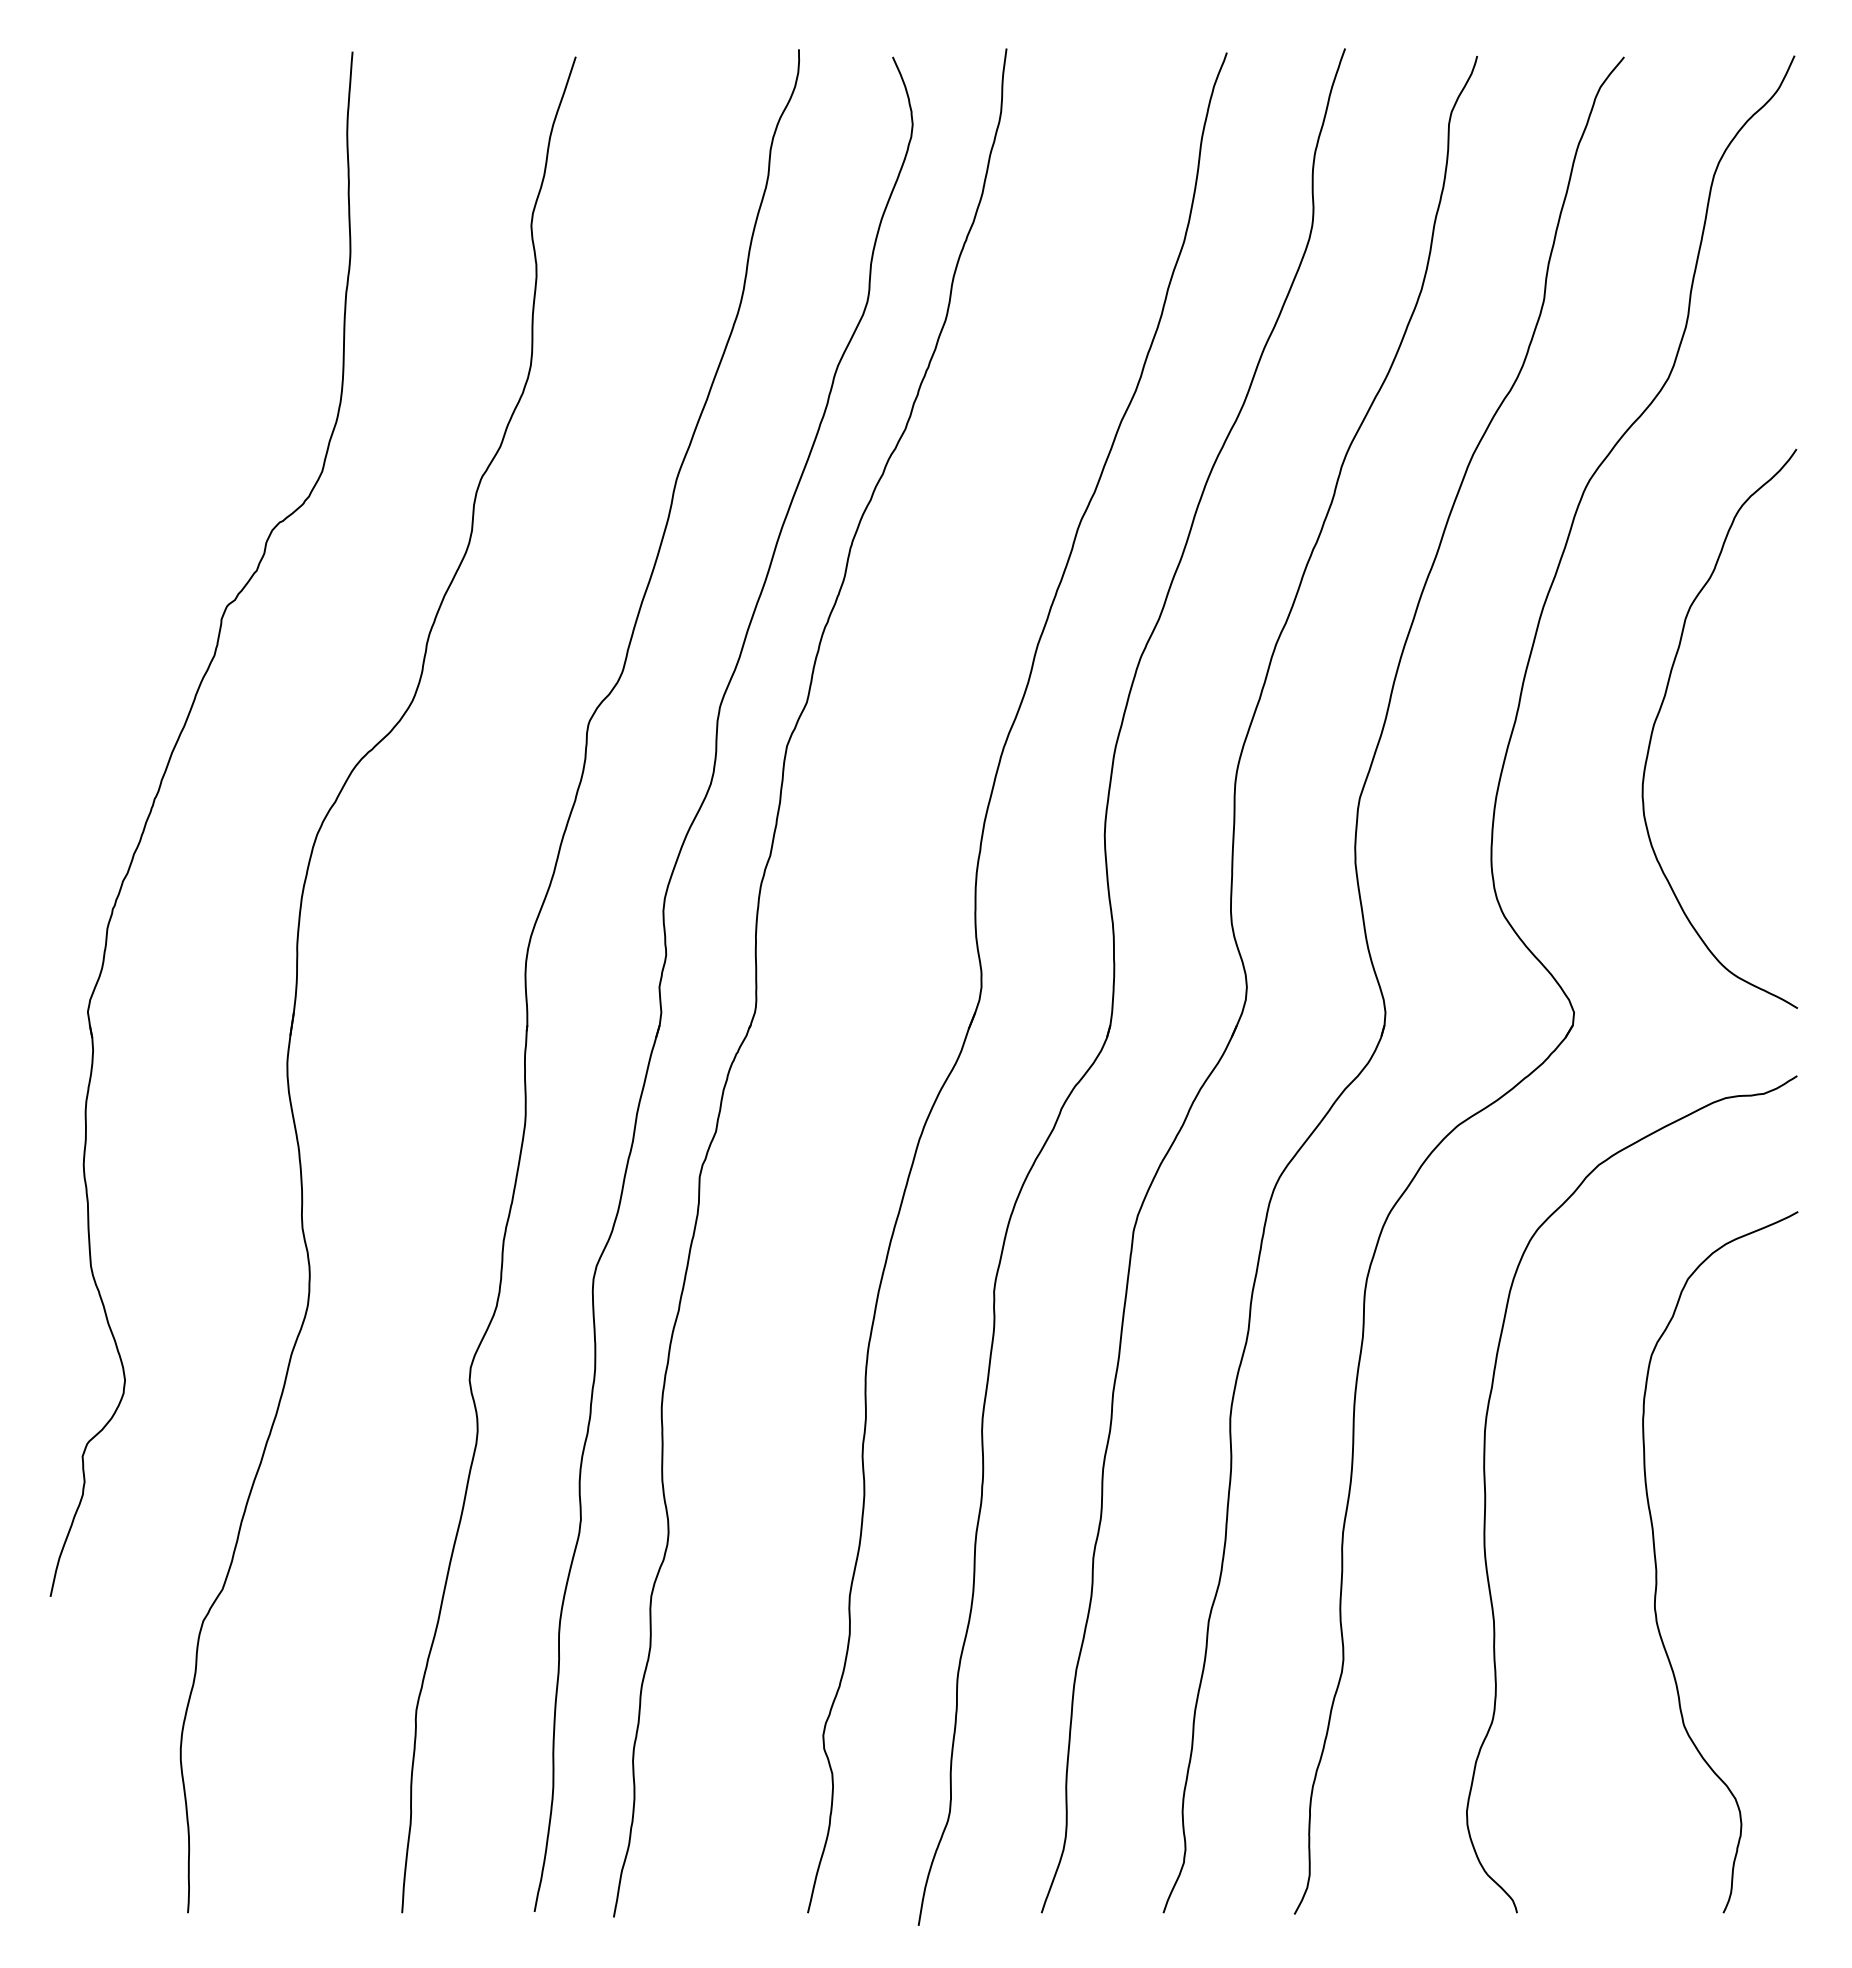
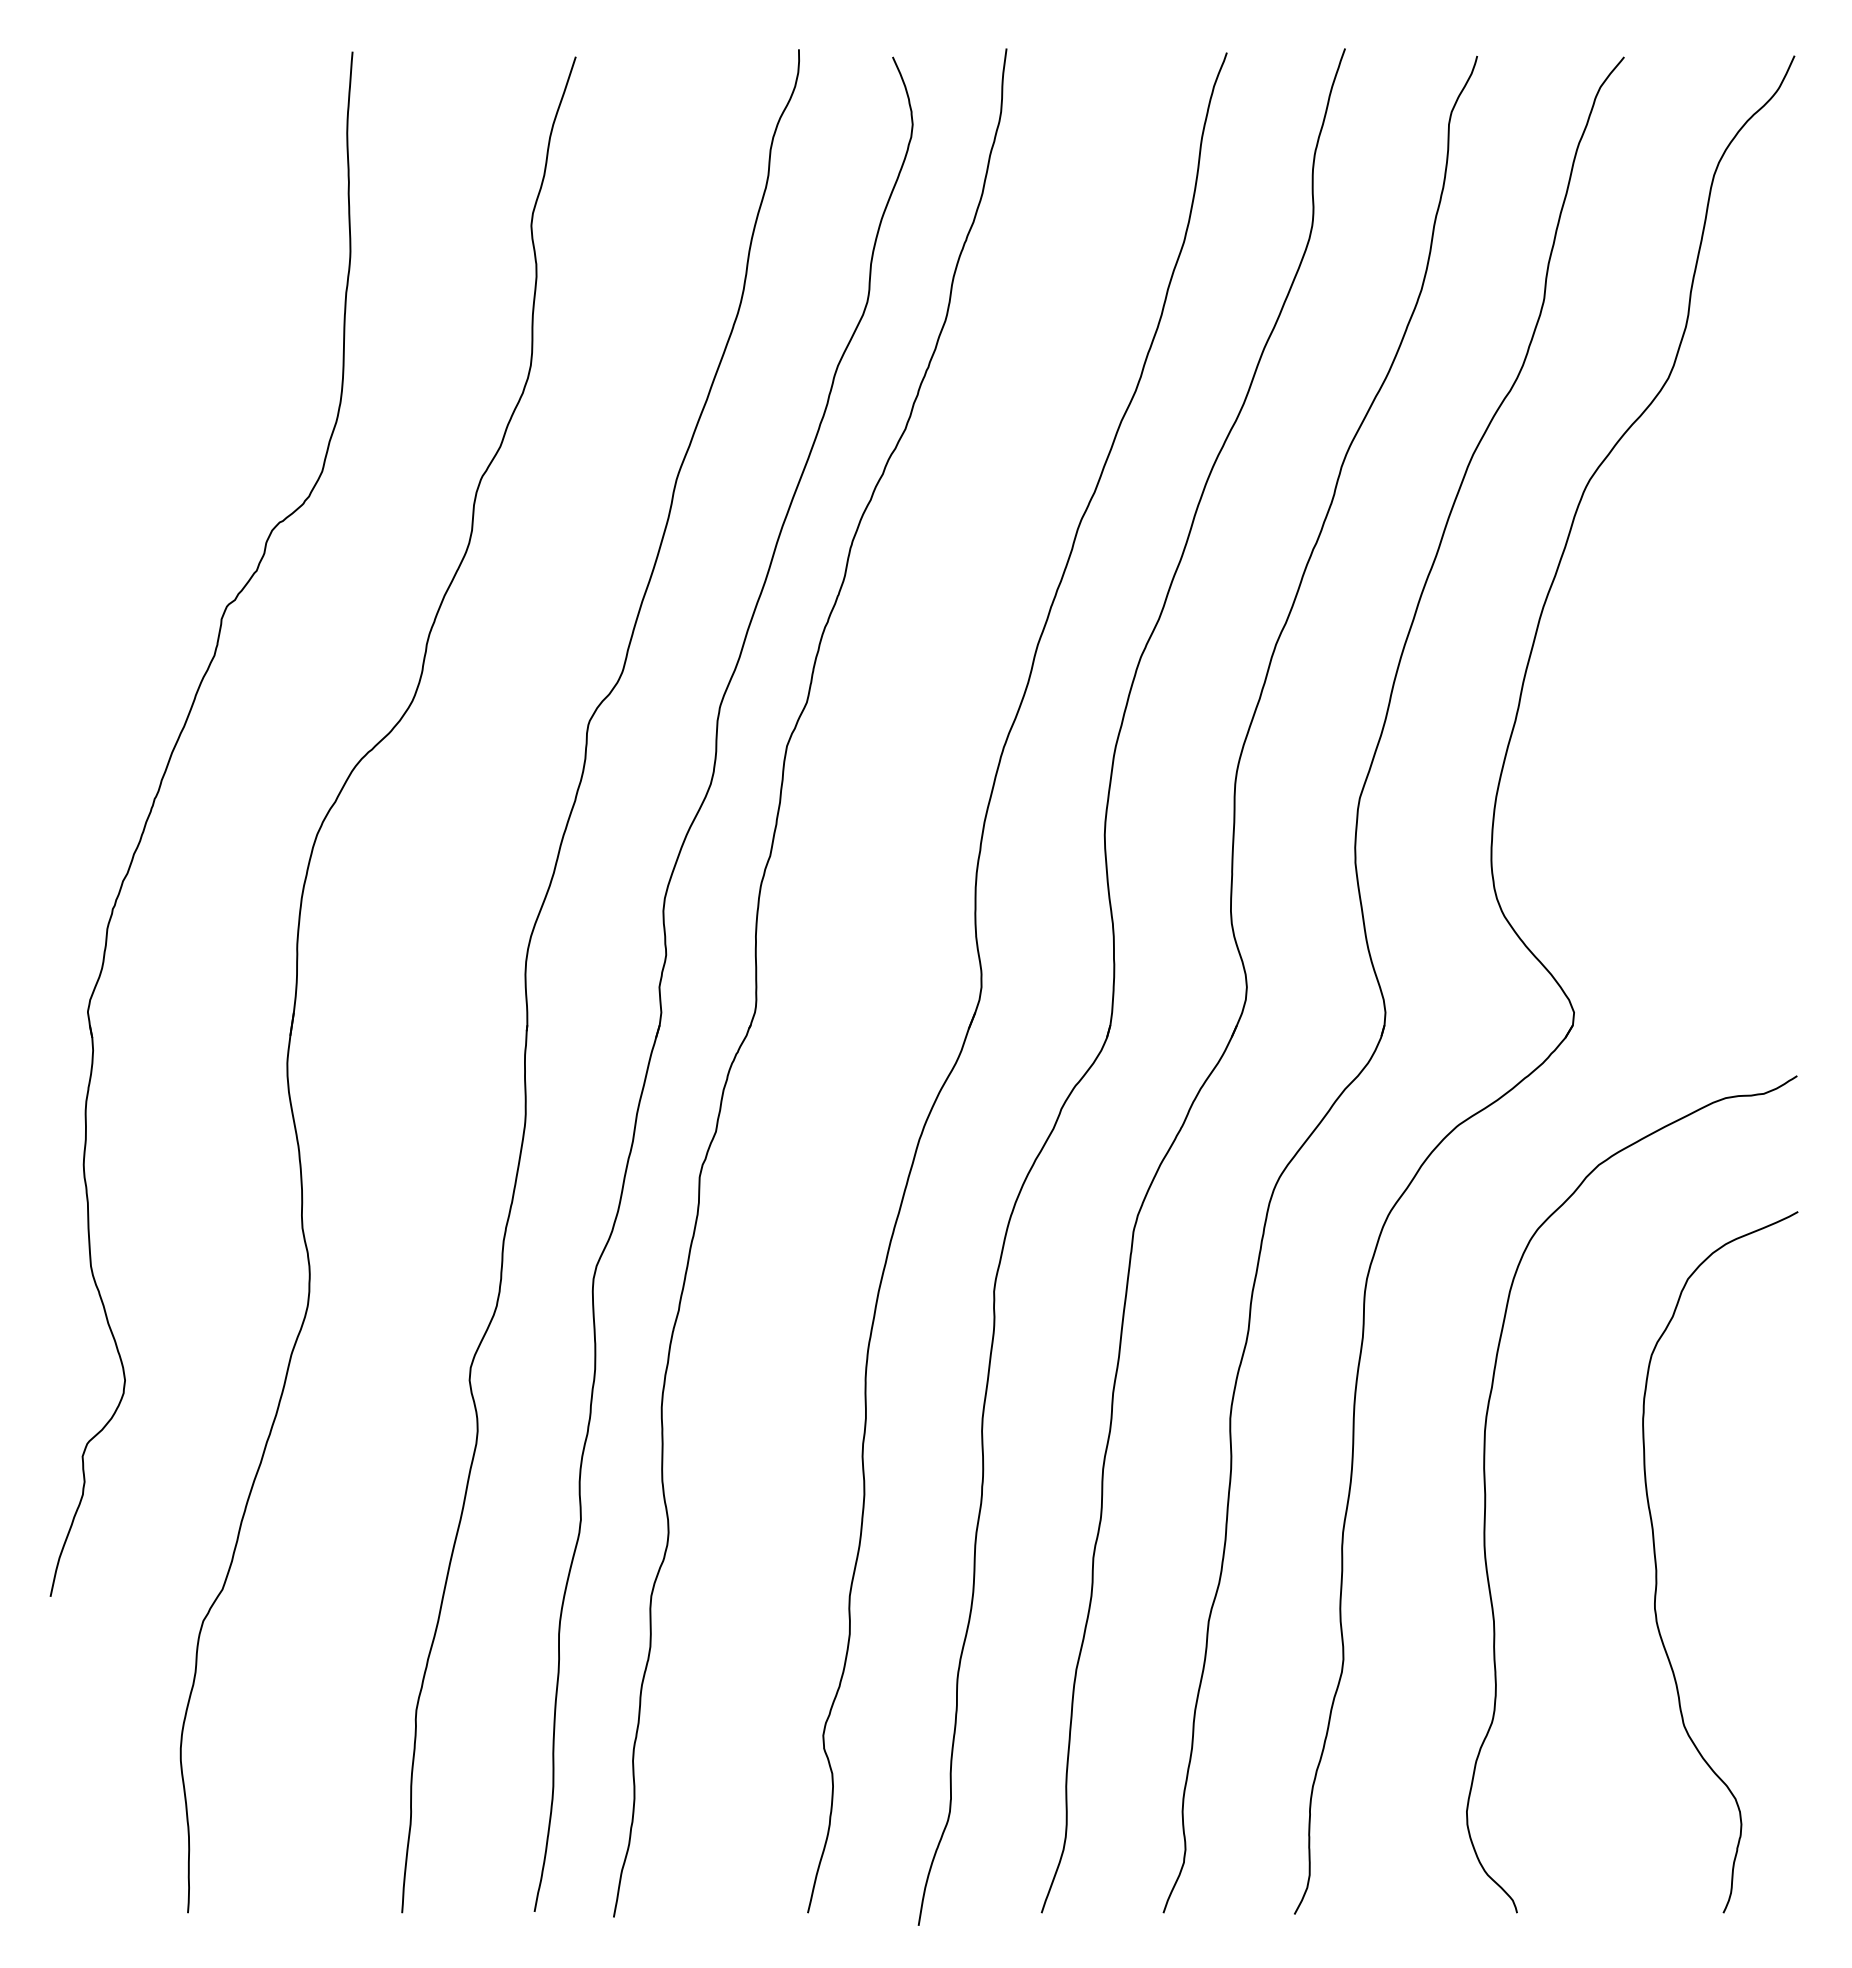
curve: present -> none (1663, 703)
